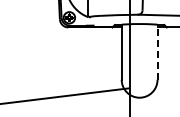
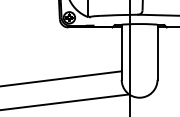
line: dashed -> solid (157, 52)
line: none -> present (61, 78)
line position: (65, 95) -> (65, 101) (65, 101)
